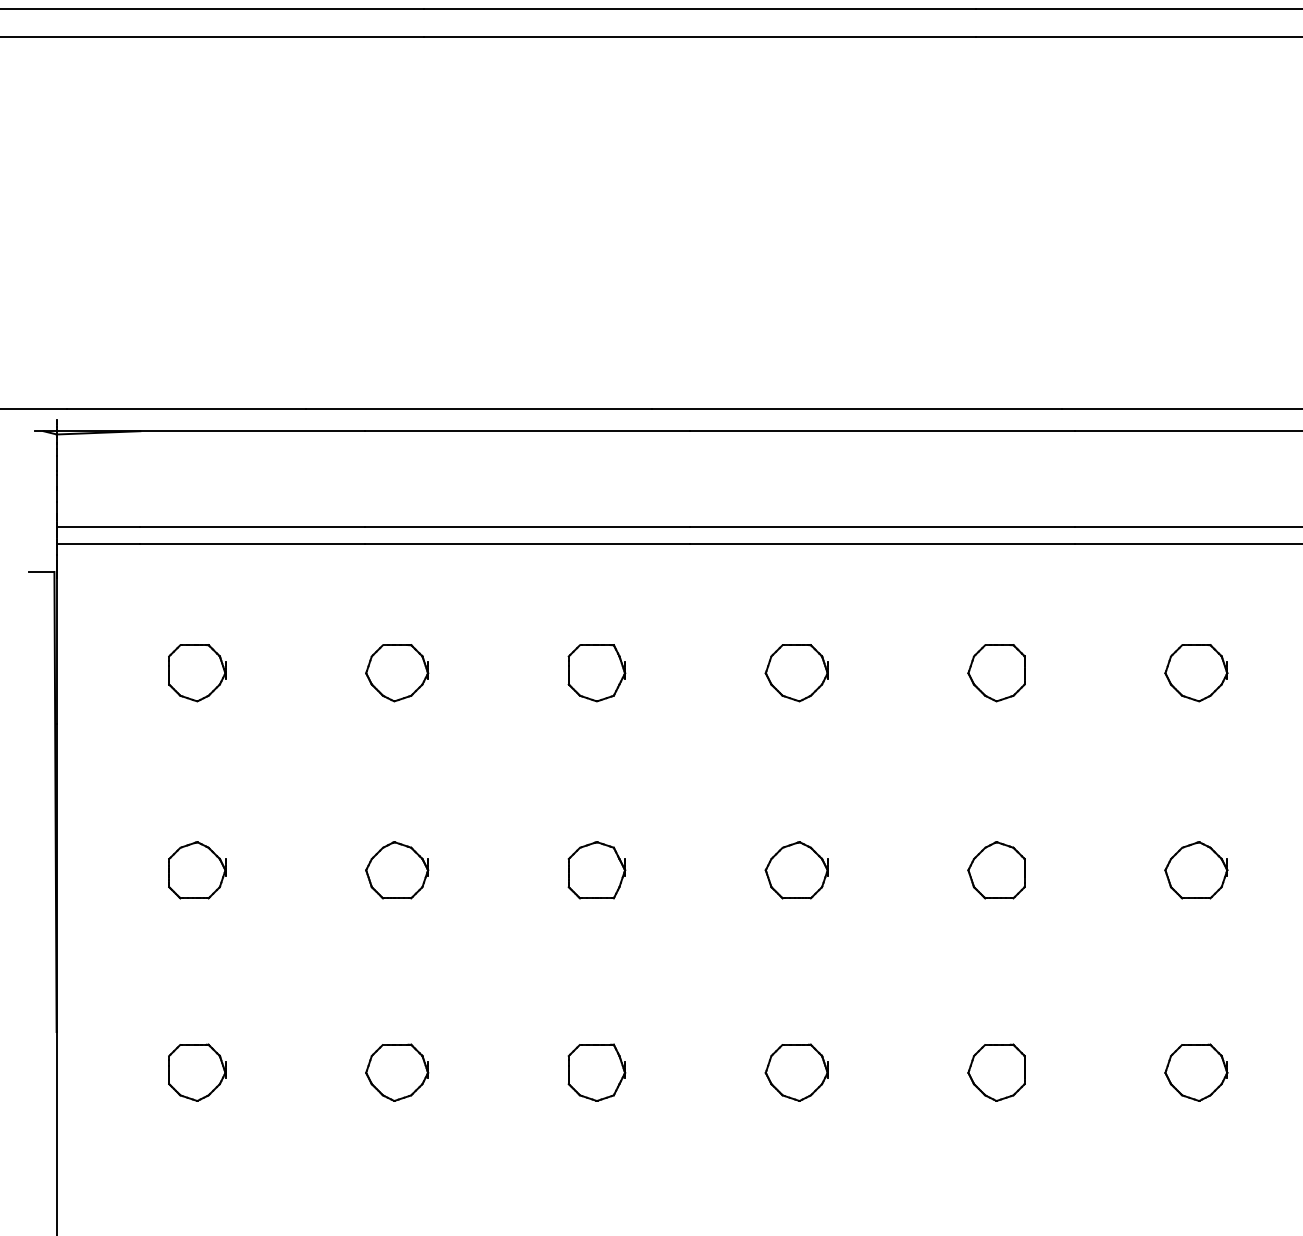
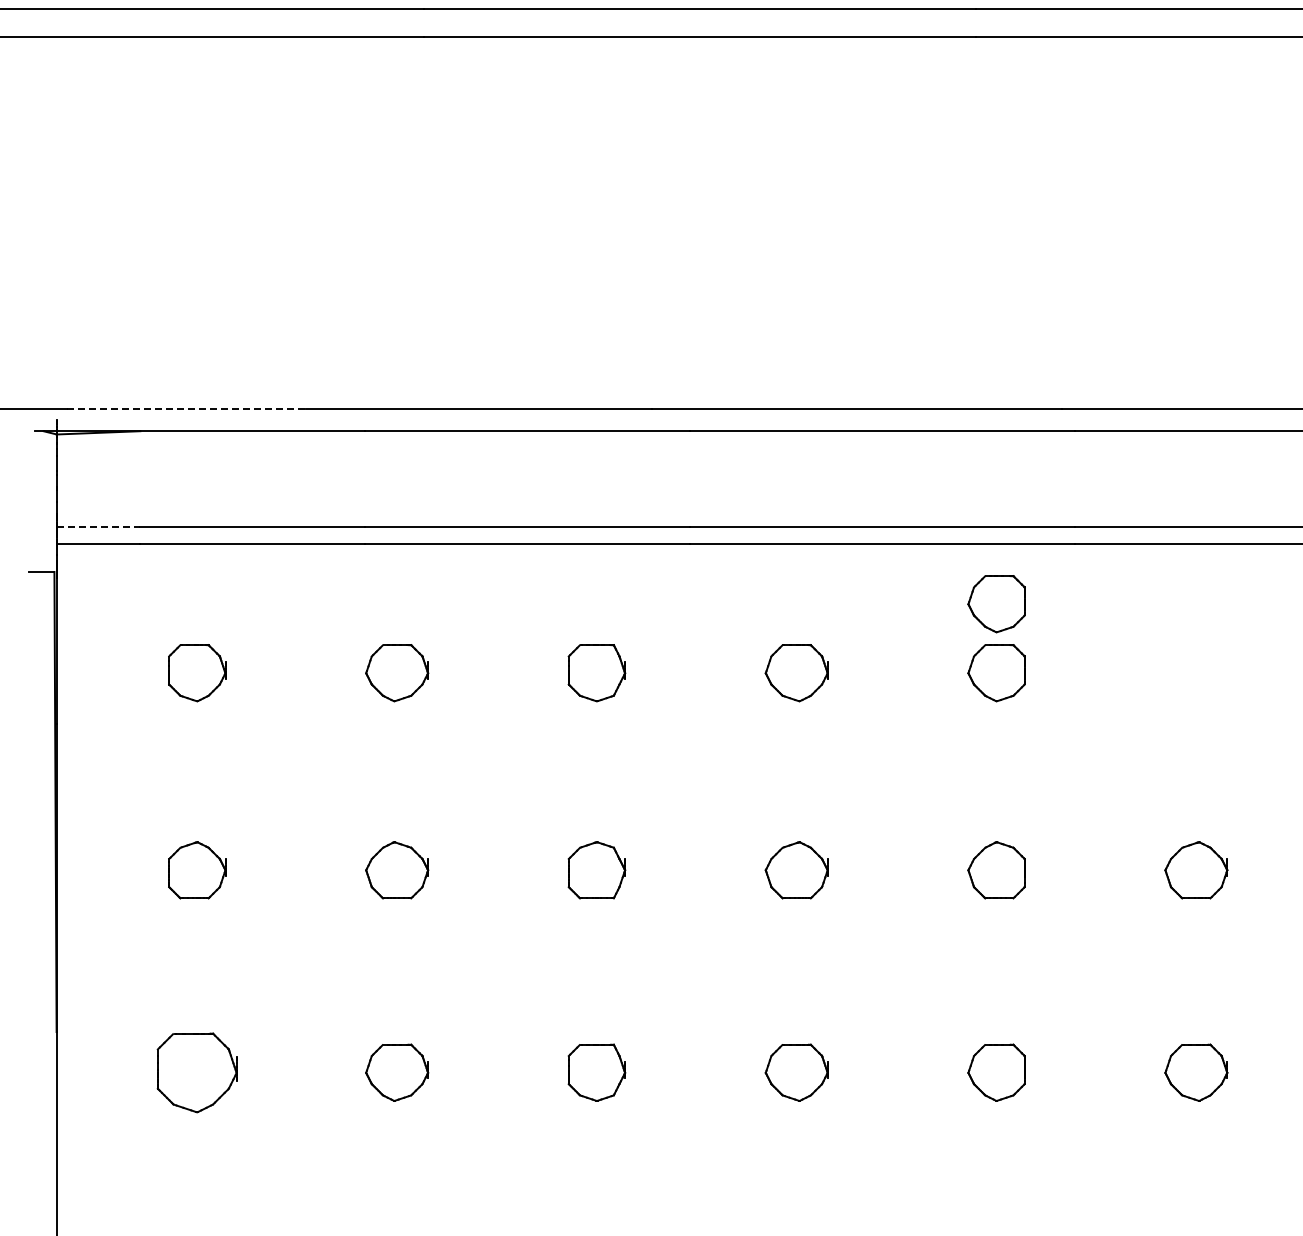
line: solid -> dashed (187, 408)
line: solid -> dashed (98, 526)
part: none -> present (996, 604)
part: present -> none (1196, 673)
part size: 59x59 px -> 82x82 px (196, 1072)
